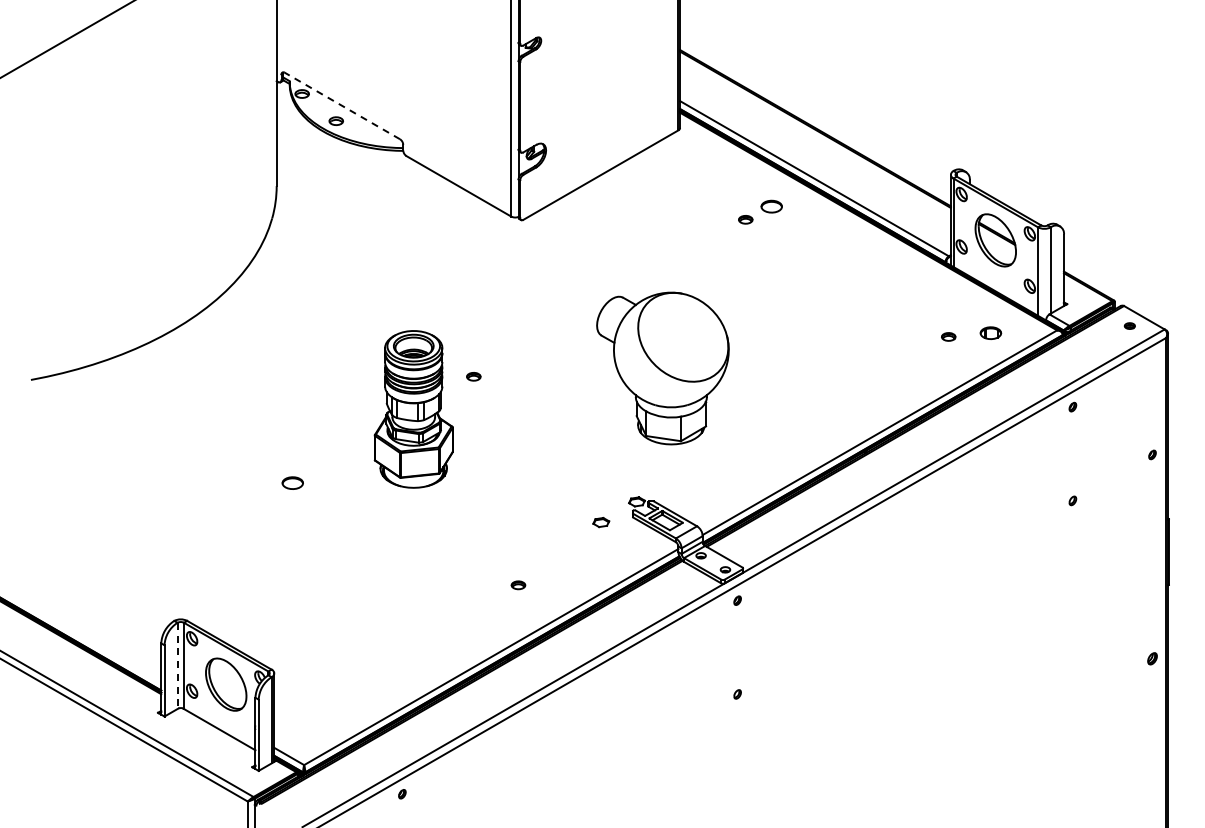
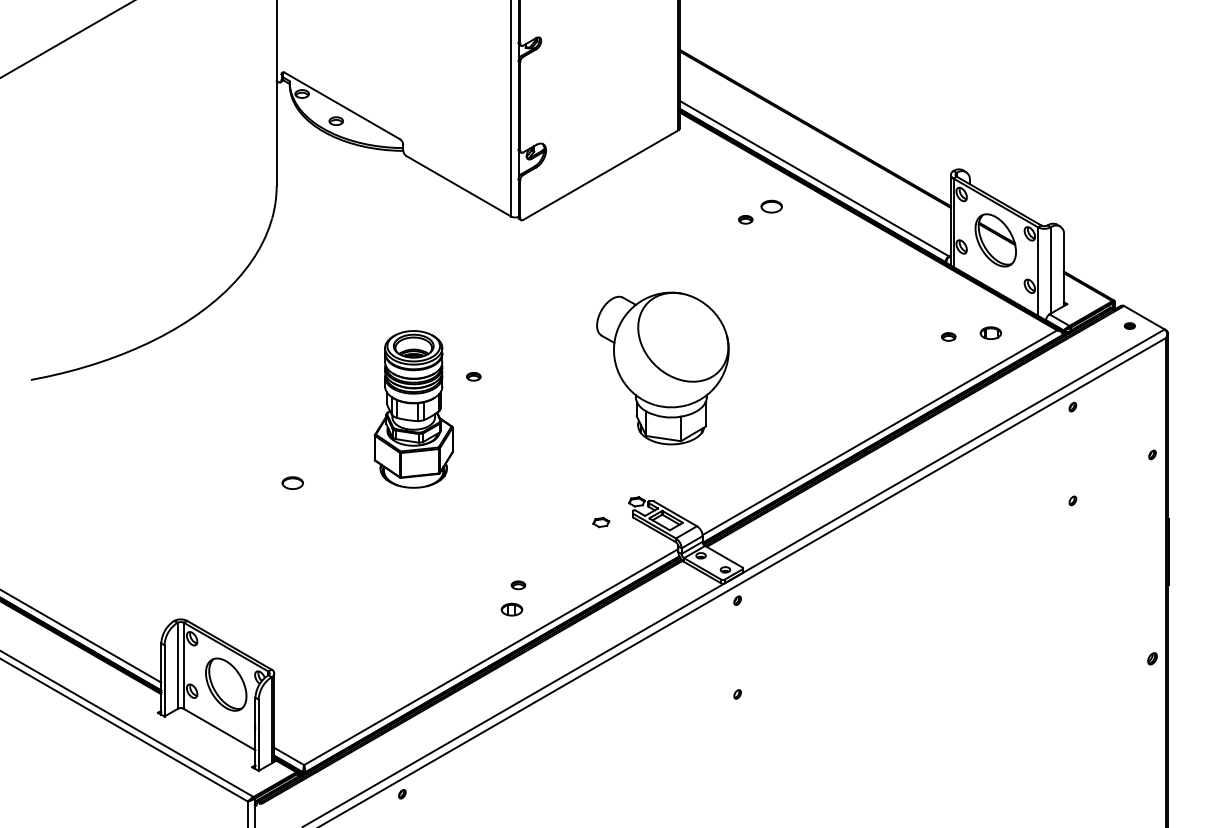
line: dashed -> solid (342, 105)
part: none -> present (511, 609)
line: none -> present (81, 636)
line: dashed -> solid (177, 666)
